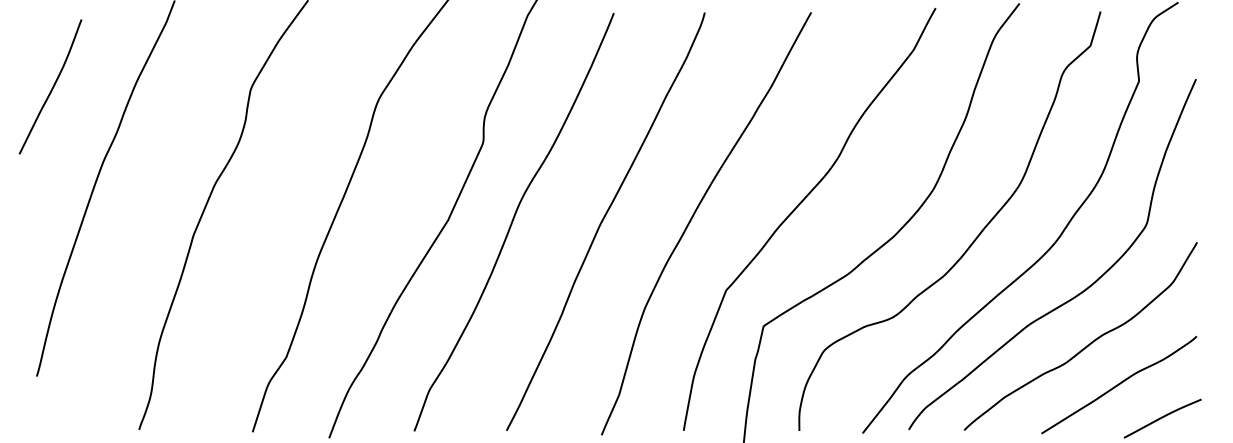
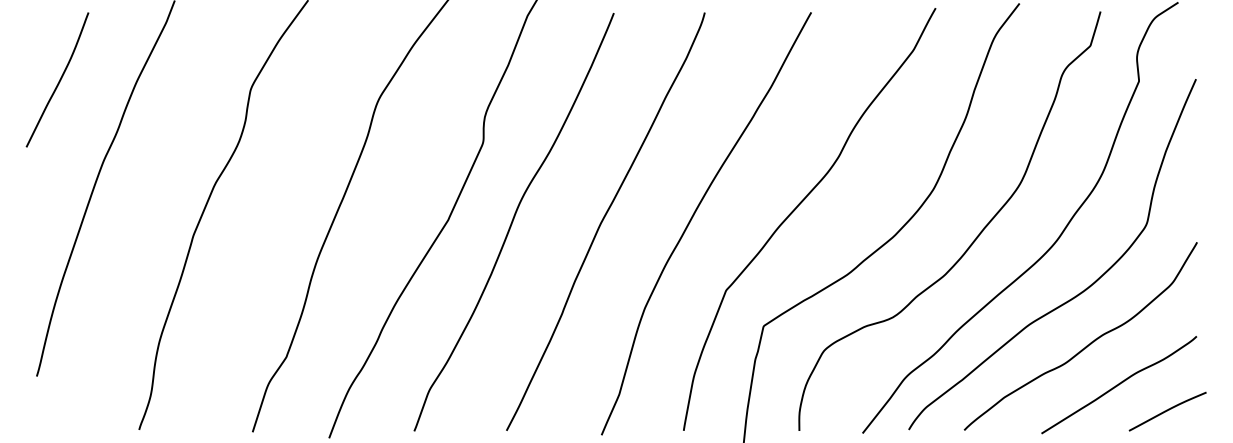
curve position: (52, 86) -> (59, 79) (59, 79)
curve position: (1162, 418) -> (1167, 411) (1167, 411)
